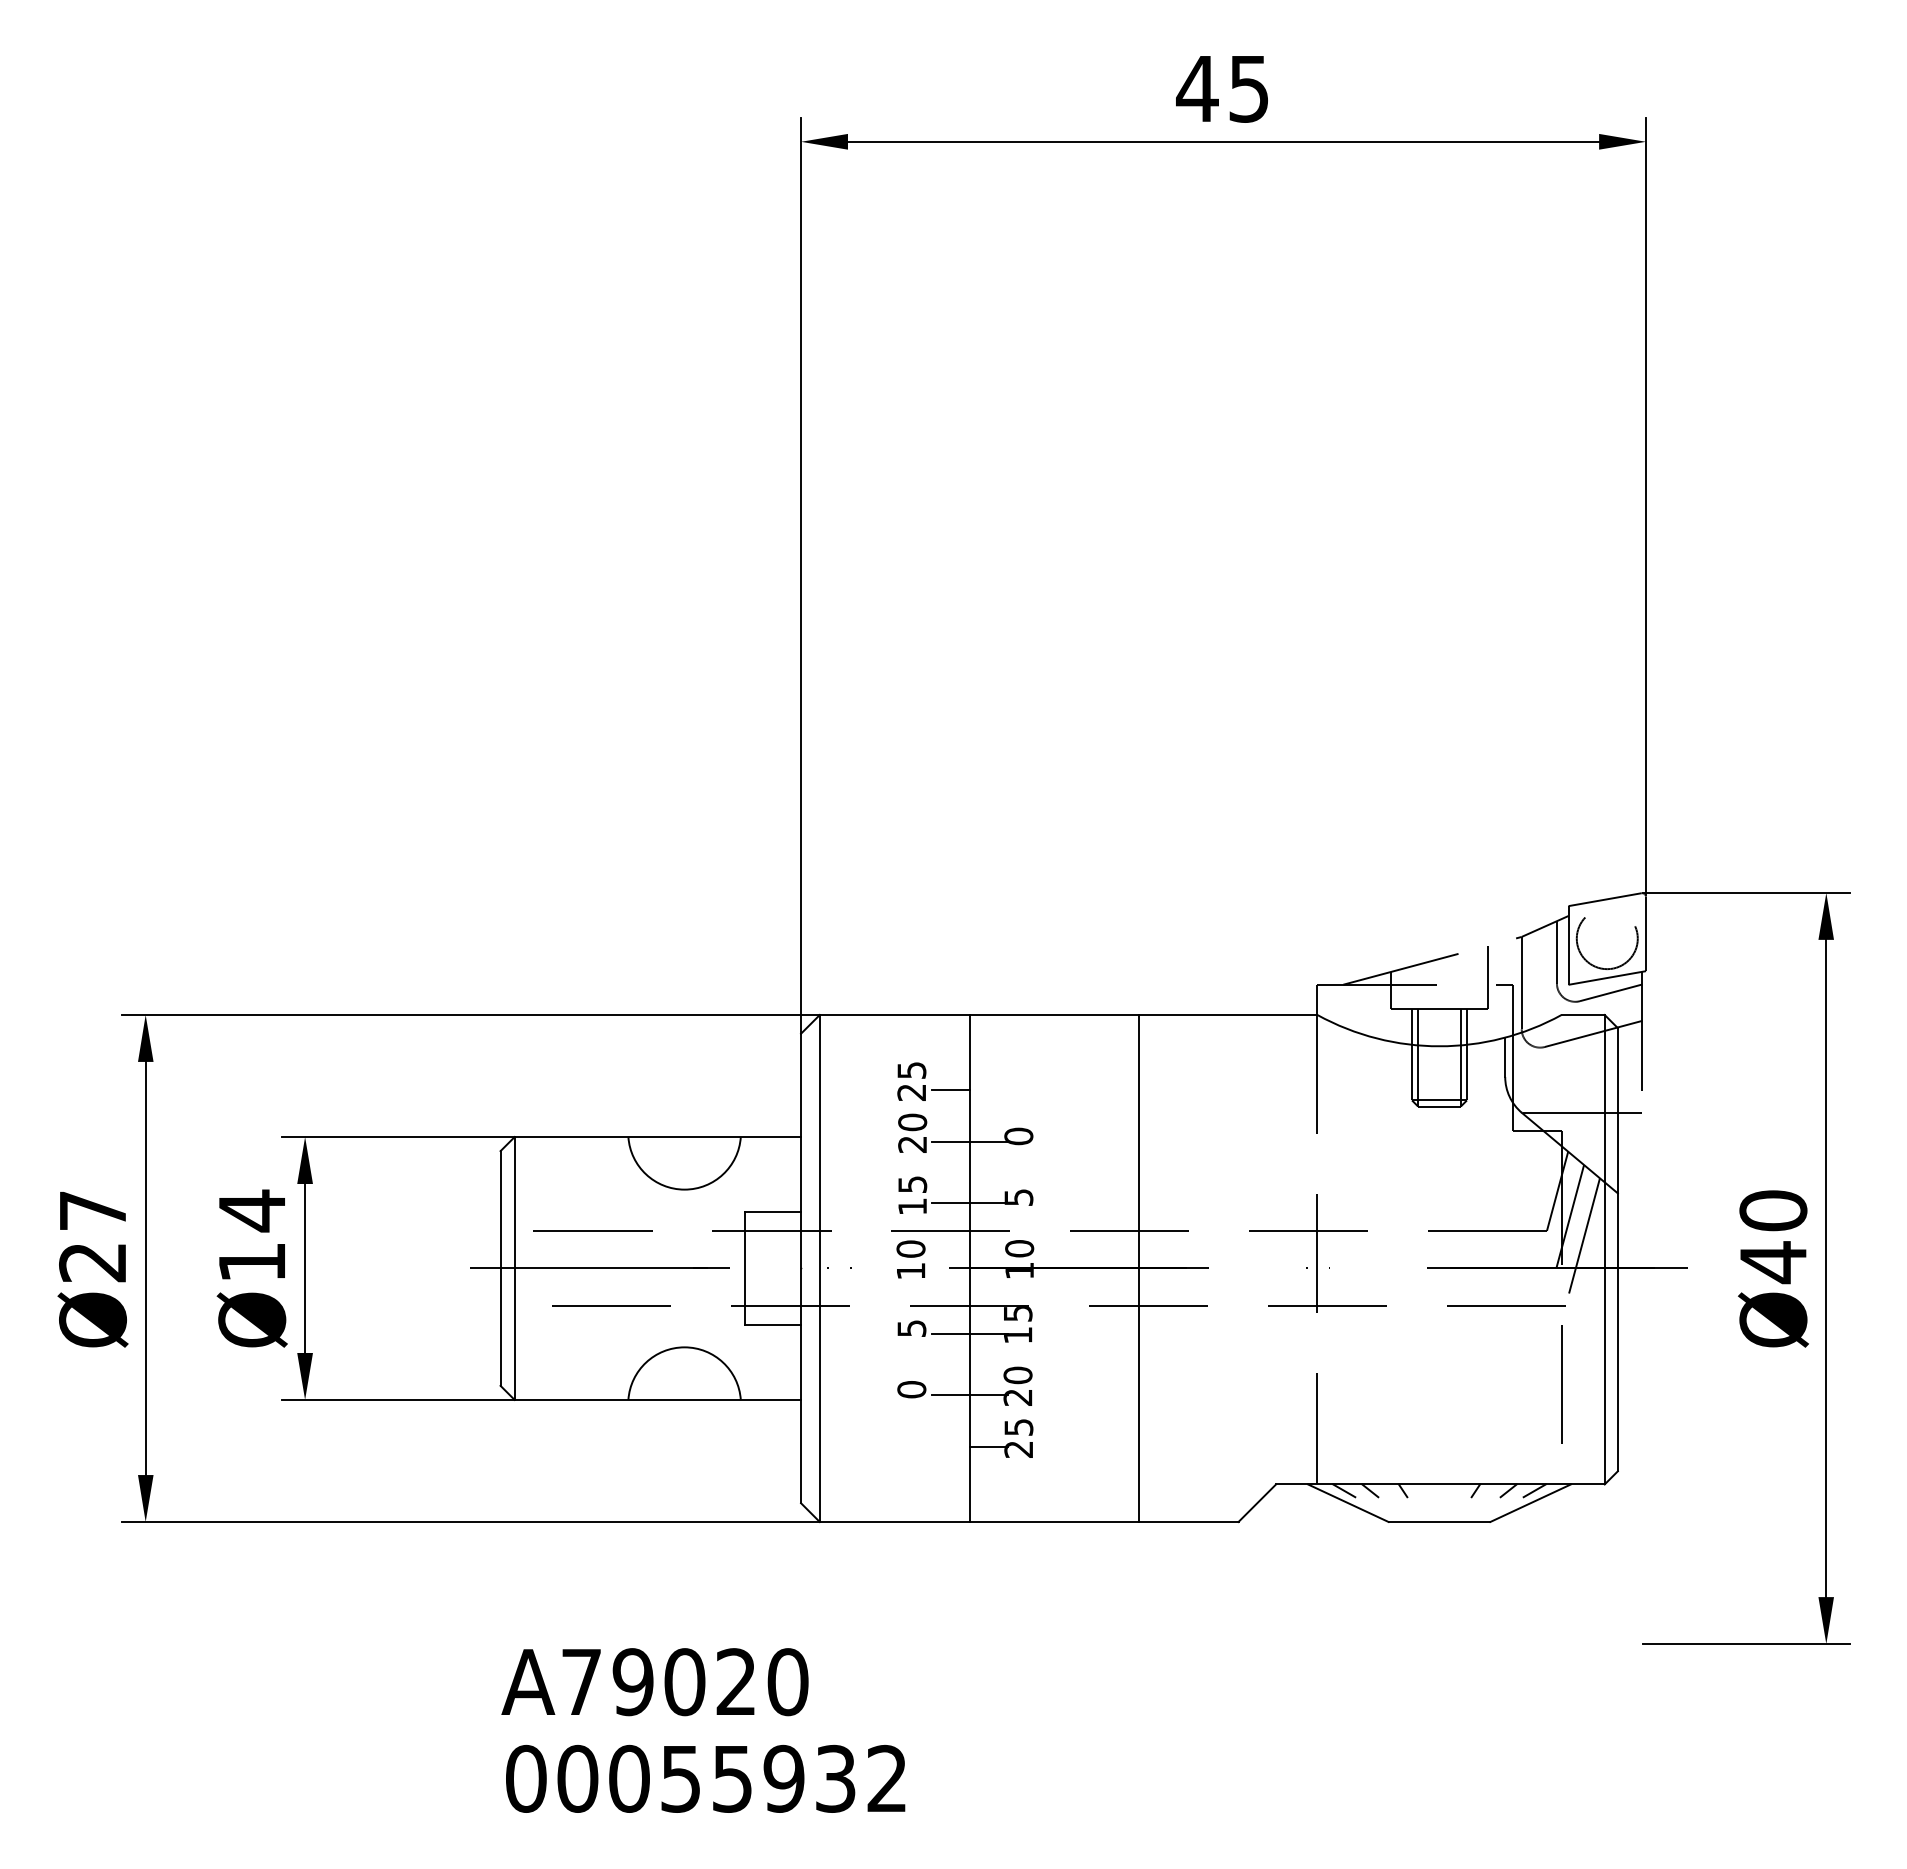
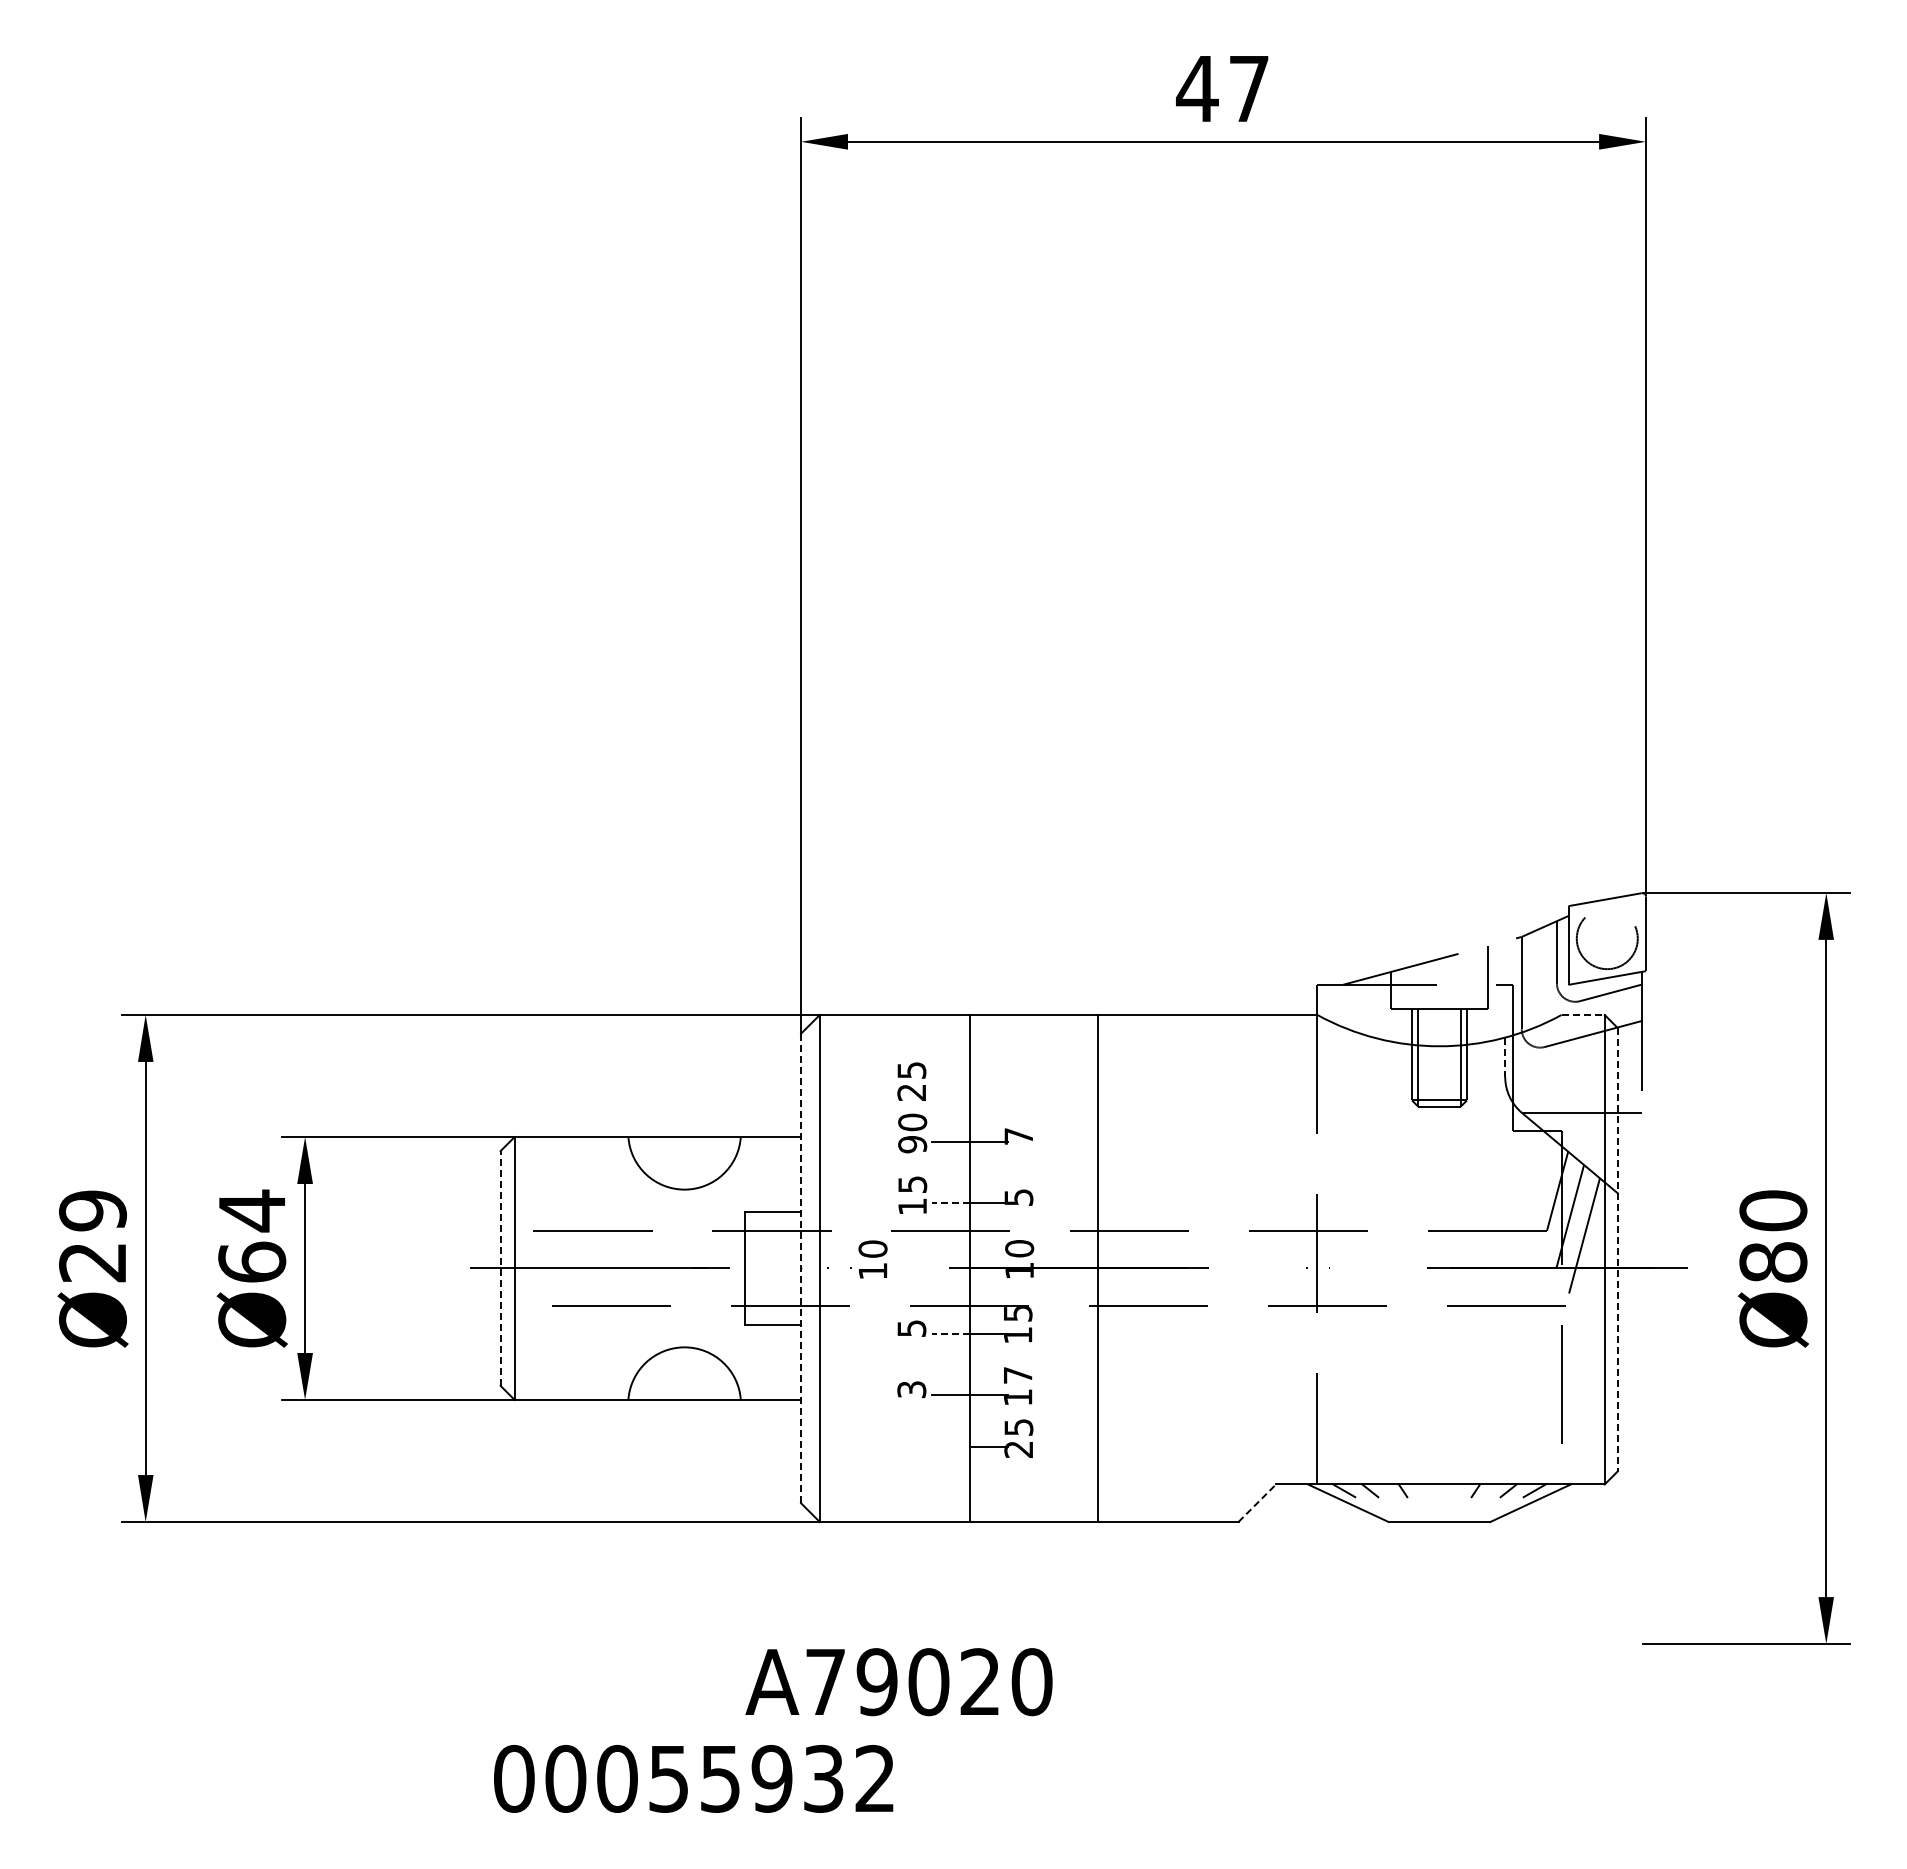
text: 45 -> 47 (1248, 89)
line: solid -> dashed (1583, 1014)
line: solid -> dashed (1505, 1057)
line: present -> none (951, 1090)
text: 0 -> 7 (1018, 1136)
text: 20 -> 90 (912, 1144)
line: solid -> dashed (951, 1202)
text: Ø27 -> Ø29 (92, 1210)
line: solid -> dashed (1617, 1249)
text position: (910, 1259) -> (872, 1259) (872, 1259)
text: Ø14 -> Ø64 (252, 1261)
text: Ø40 -> Ø80 (1773, 1262)
line: solid -> dashed (500, 1267)
line position: (1139, 1267) -> (1098, 1267) (1098, 1267)
line: solid -> dashed (801, 1268)
line: solid -> dashed (951, 1334)
text: 20 -> 17 (1017, 1385)
text: 0 -> 3 (911, 1389)
line: solid -> dashed (1257, 1503)
text position: (654, 1682) -> (898, 1682) (898, 1682)
text position: (705, 1778) -> (693, 1778) (693, 1778)
